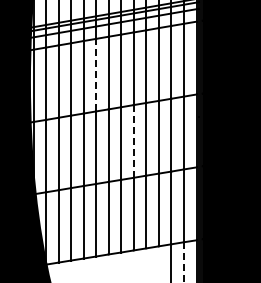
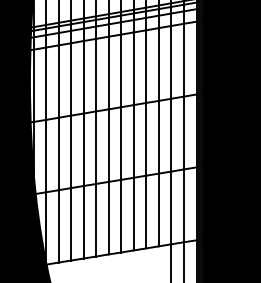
line: dashed -> solid (96, 74)
line: dashed -> solid (133, 140)
line: dashed -> solid (183, 262)
